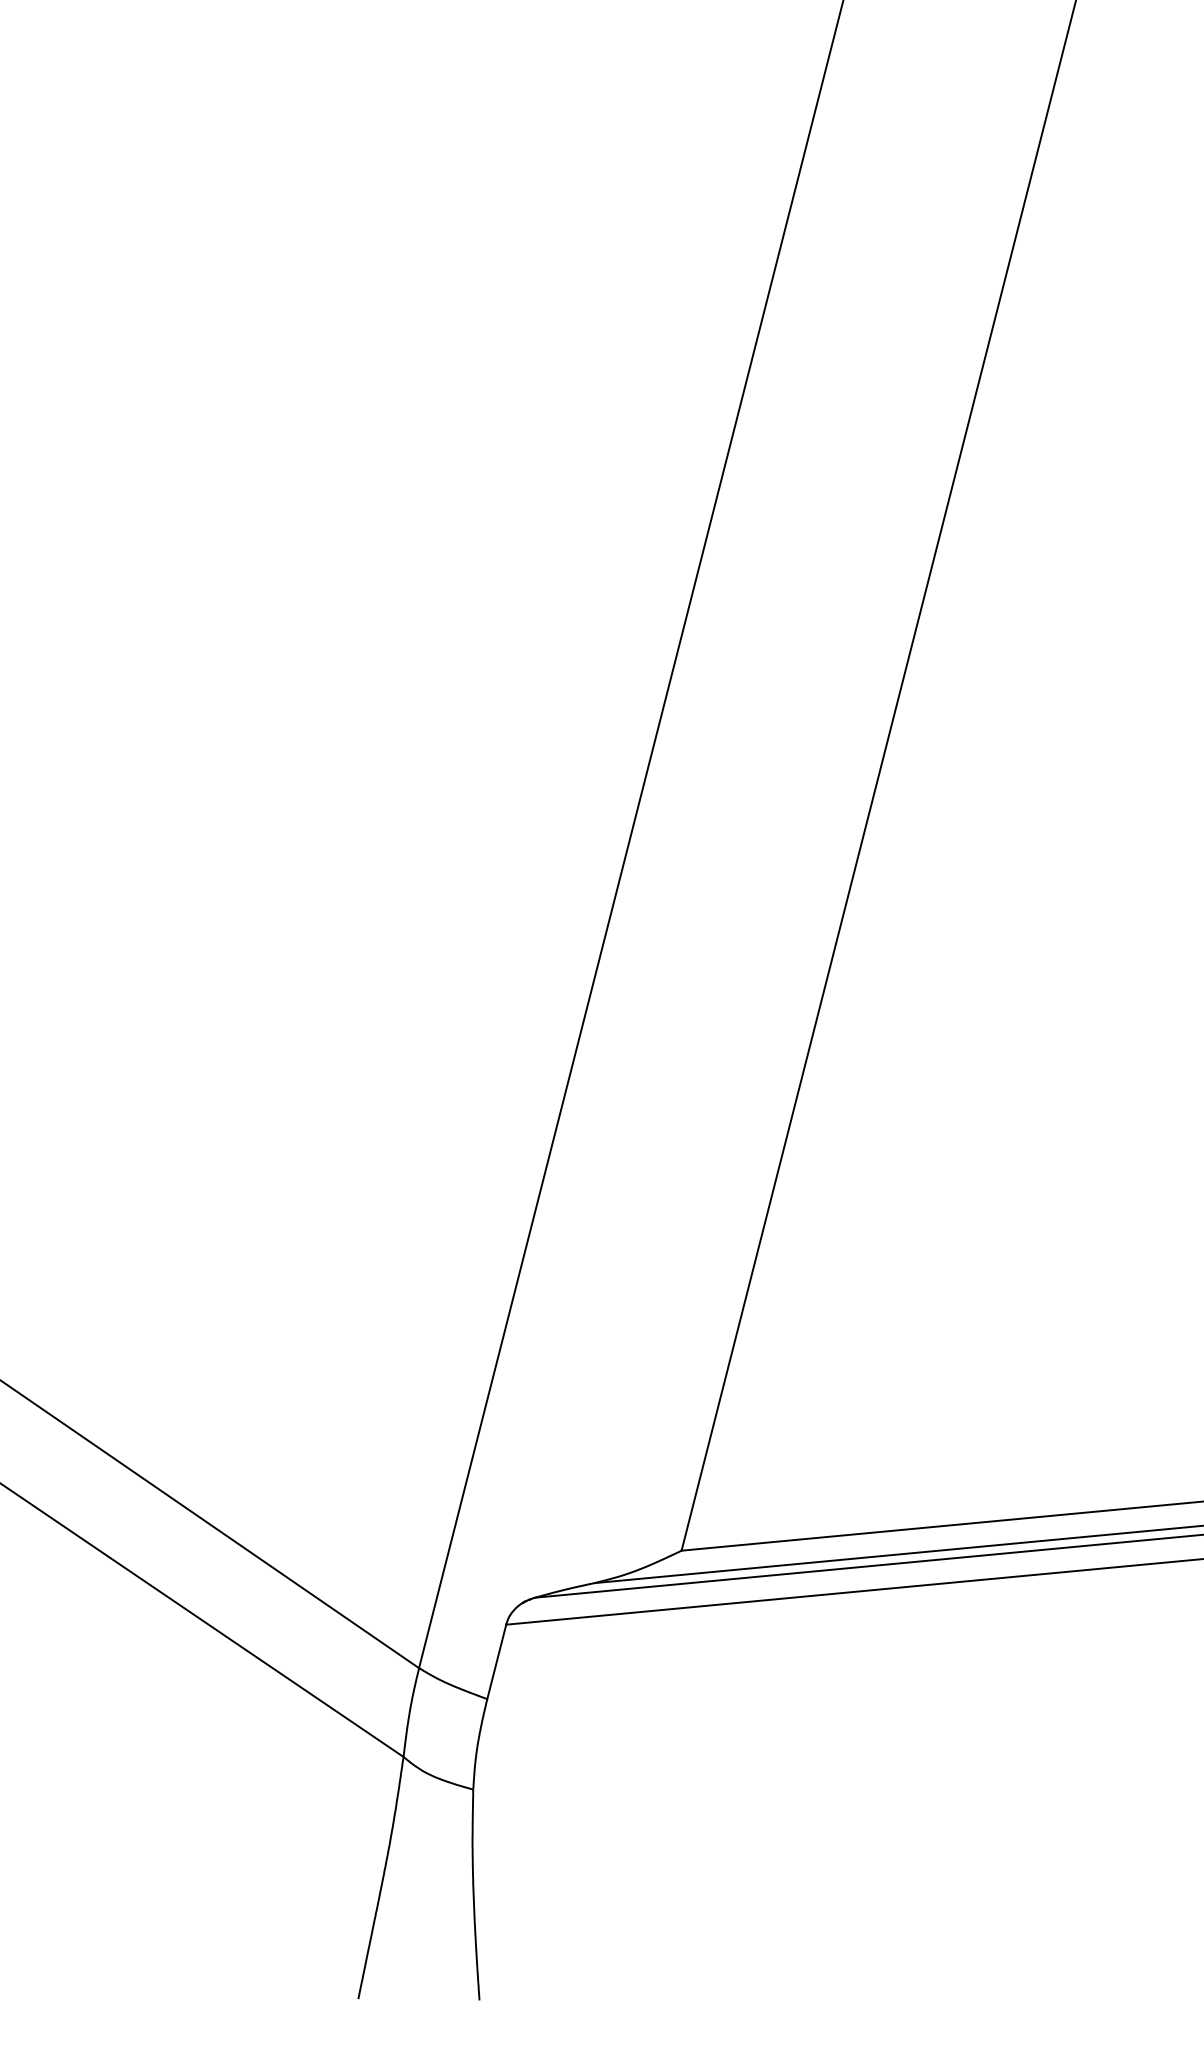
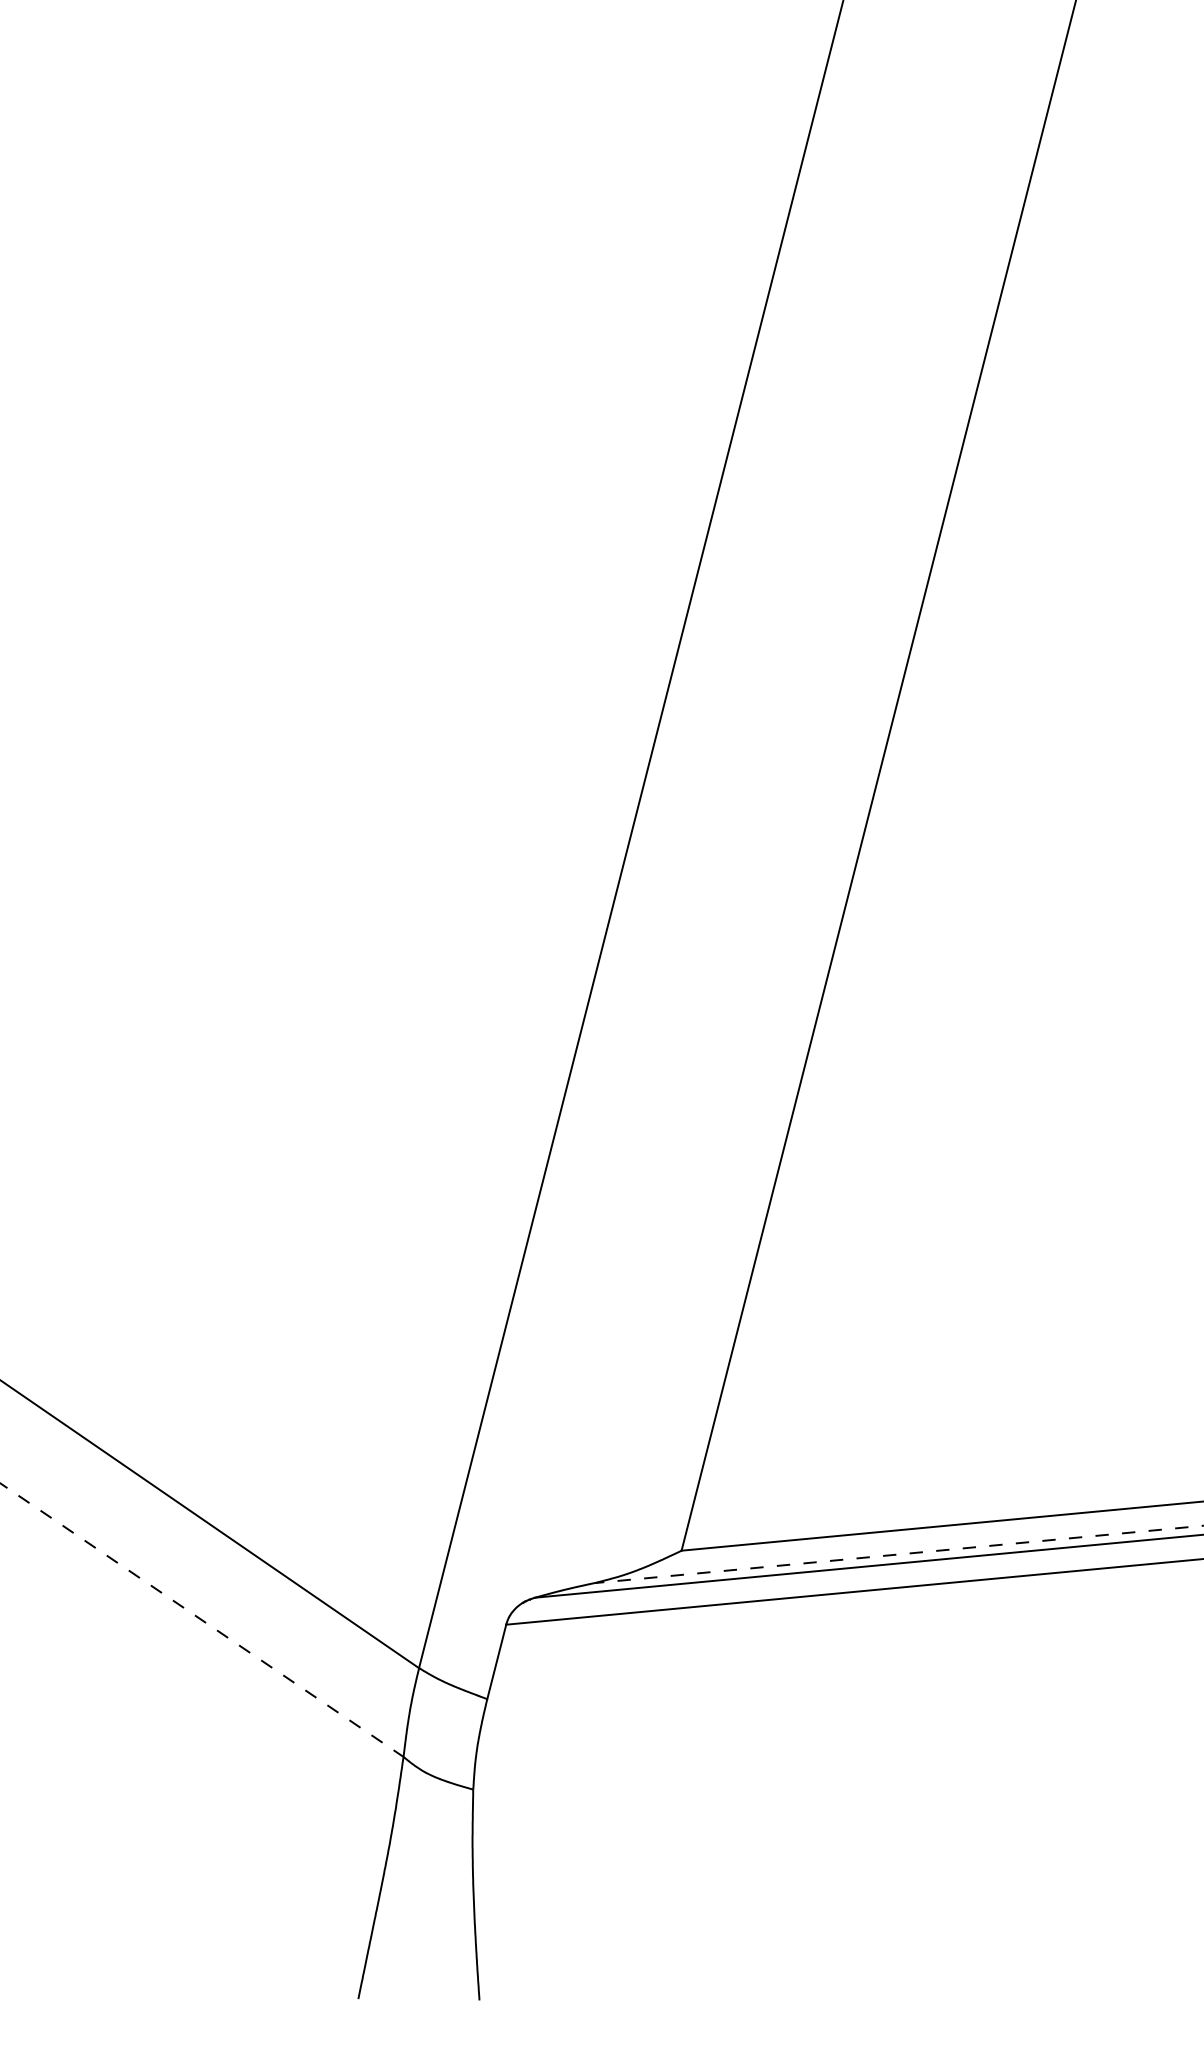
line: solid -> dashed (898, 1554)
line: solid -> dashed (202, 1620)
